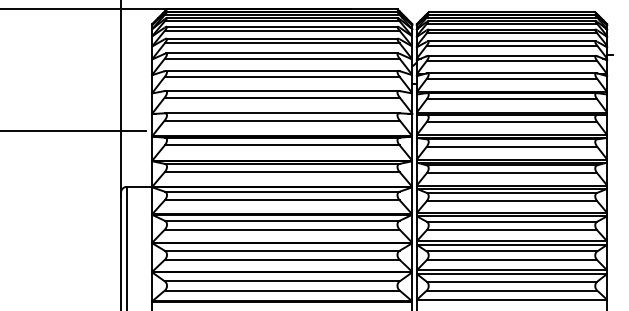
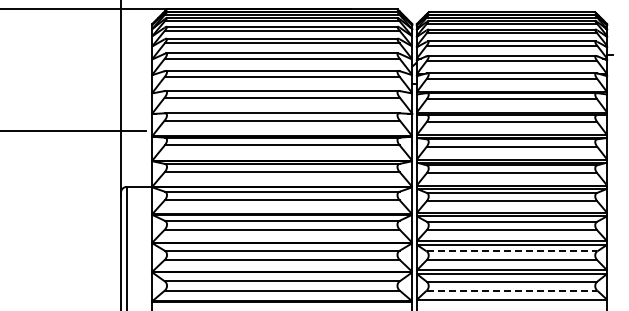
line: solid -> dashed (512, 251)
line: solid -> dashed (512, 290)
